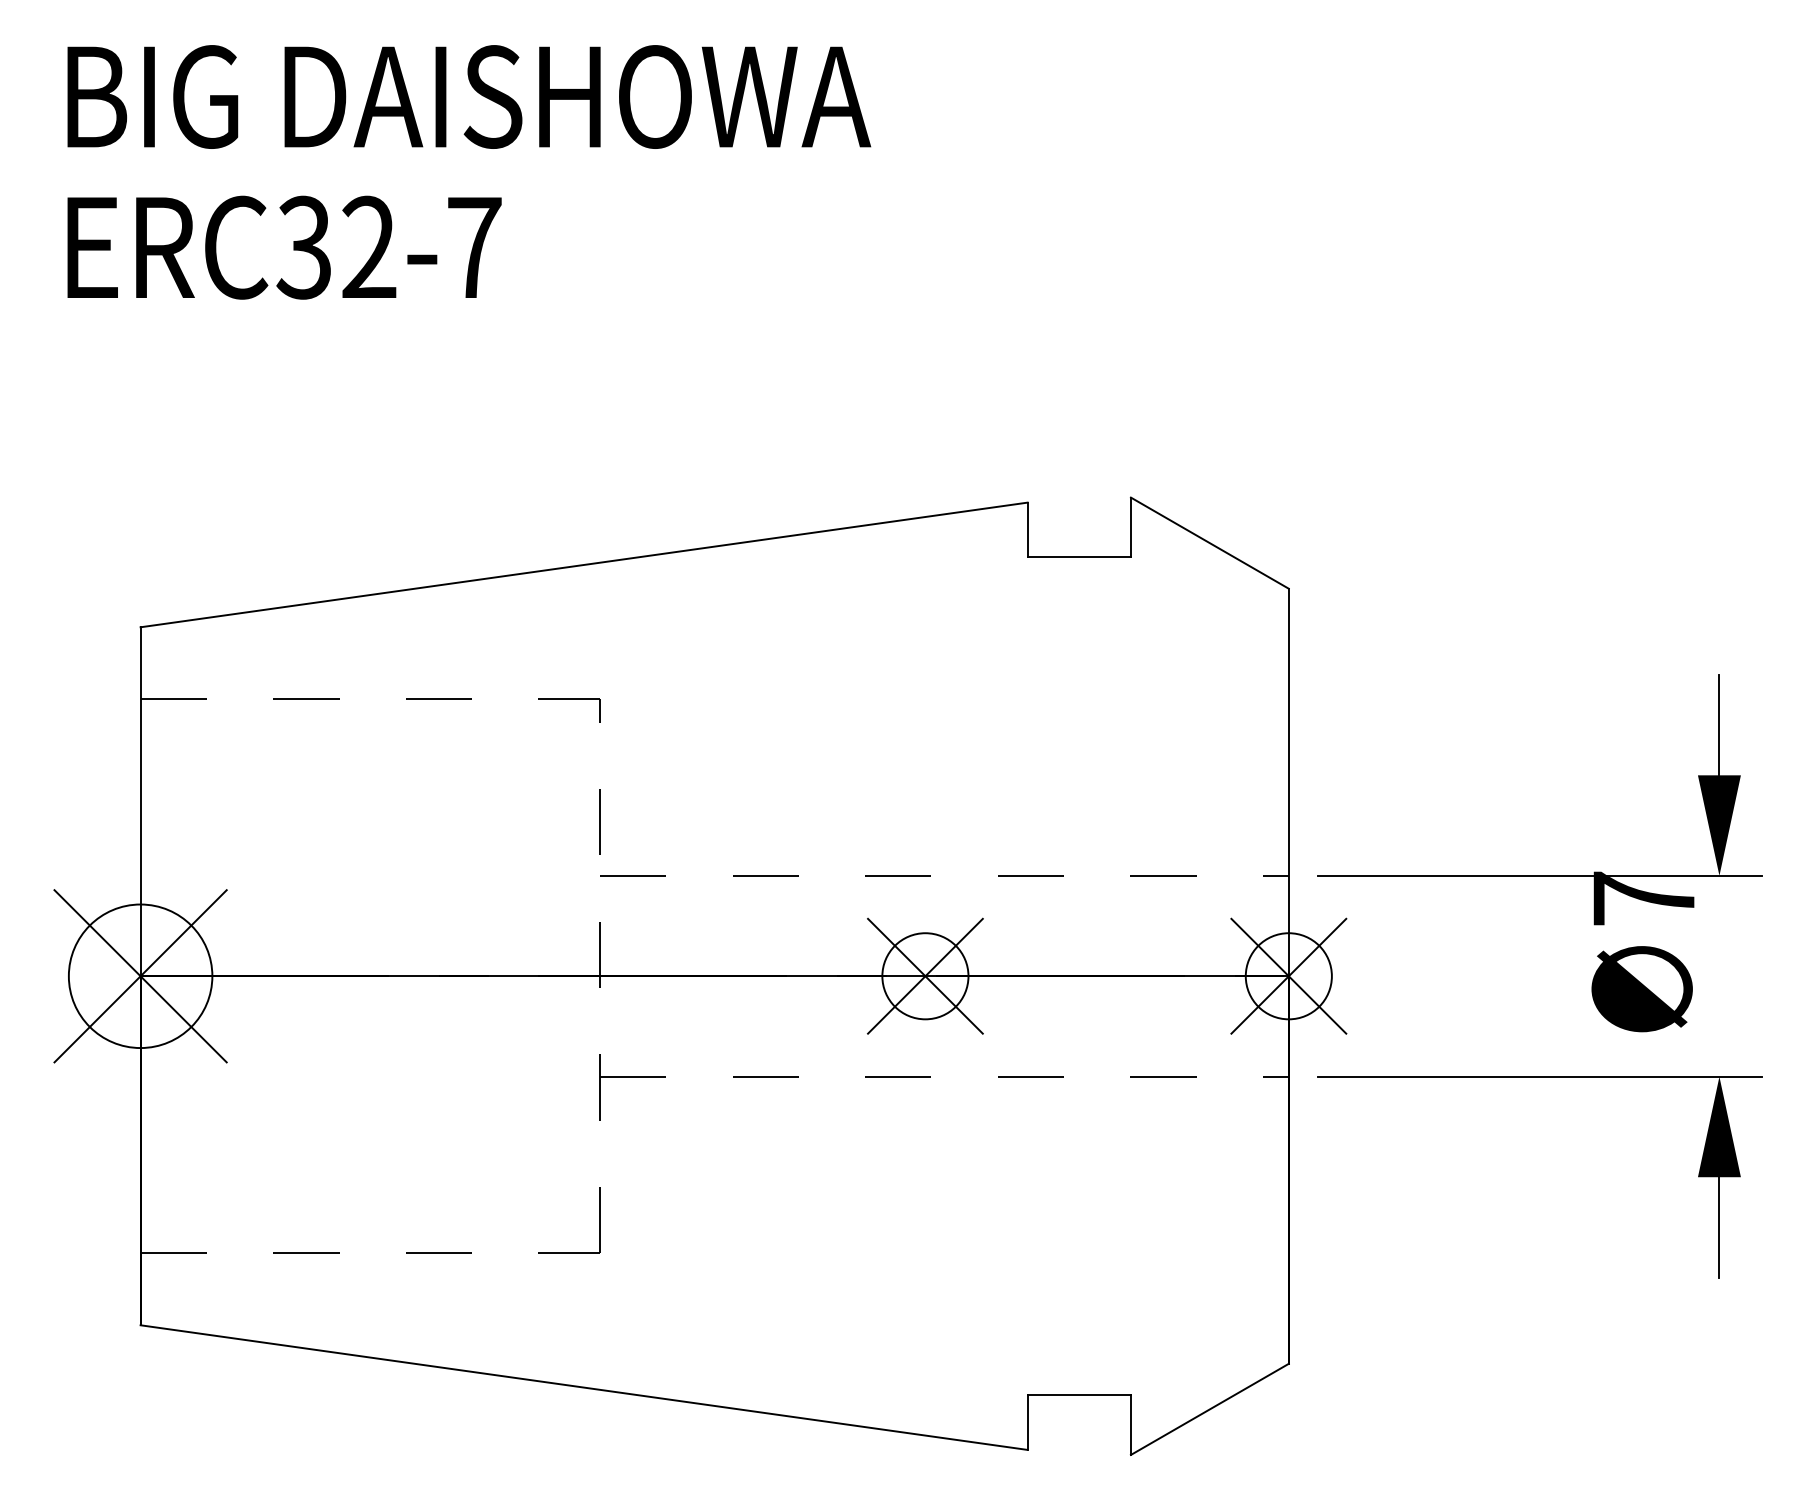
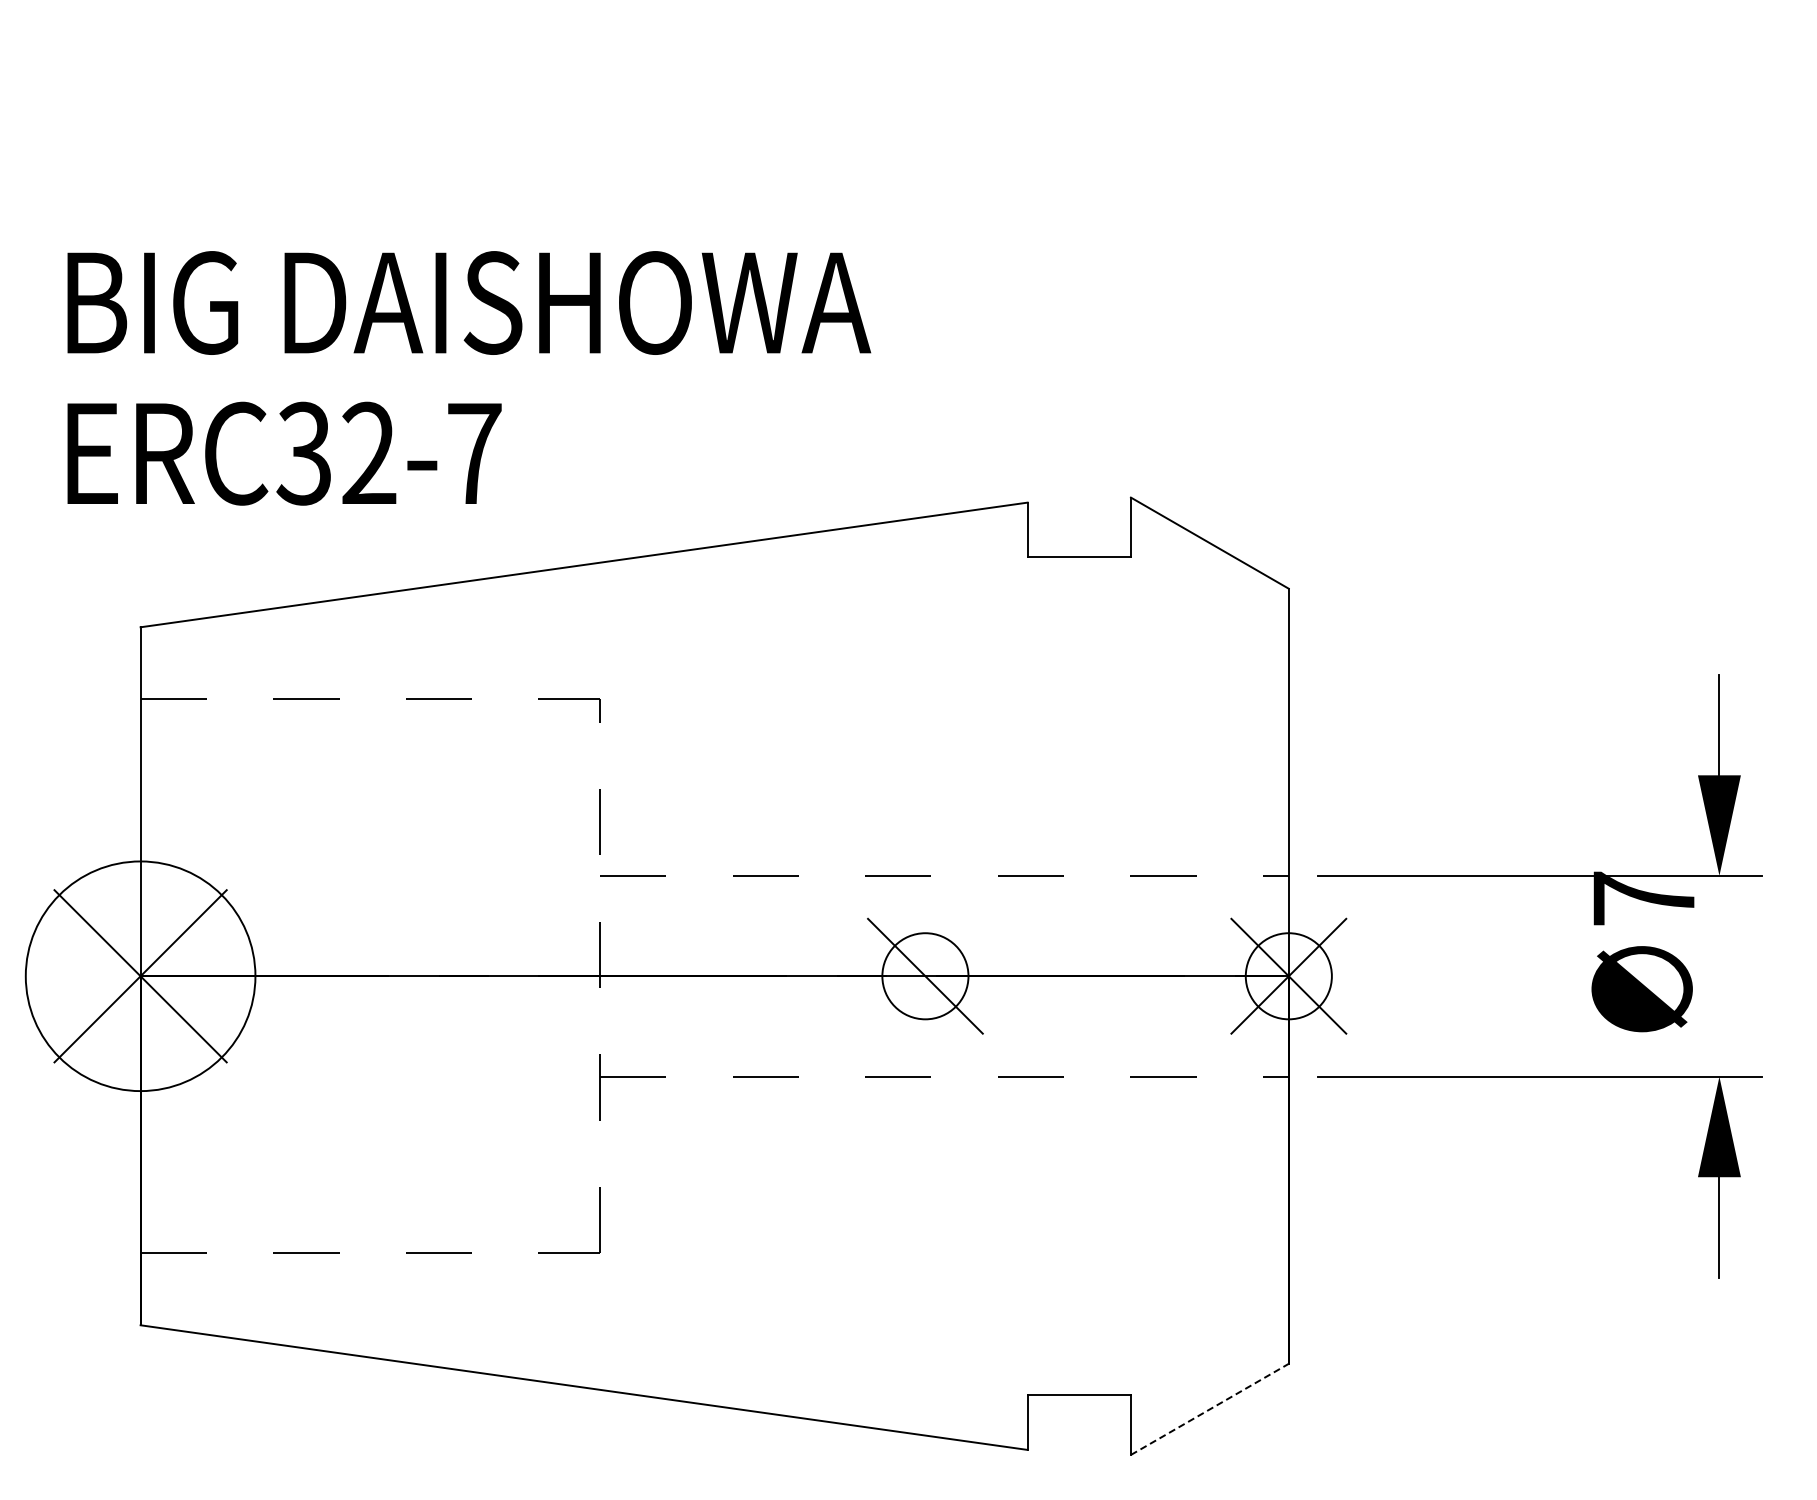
text position: (469, 172) -> (469, 378) (469, 378)
line: present -> none (925, 975)
circle diameter: 144 px -> 230 px (140, 976)
line: solid -> dashed (1210, 1409)
